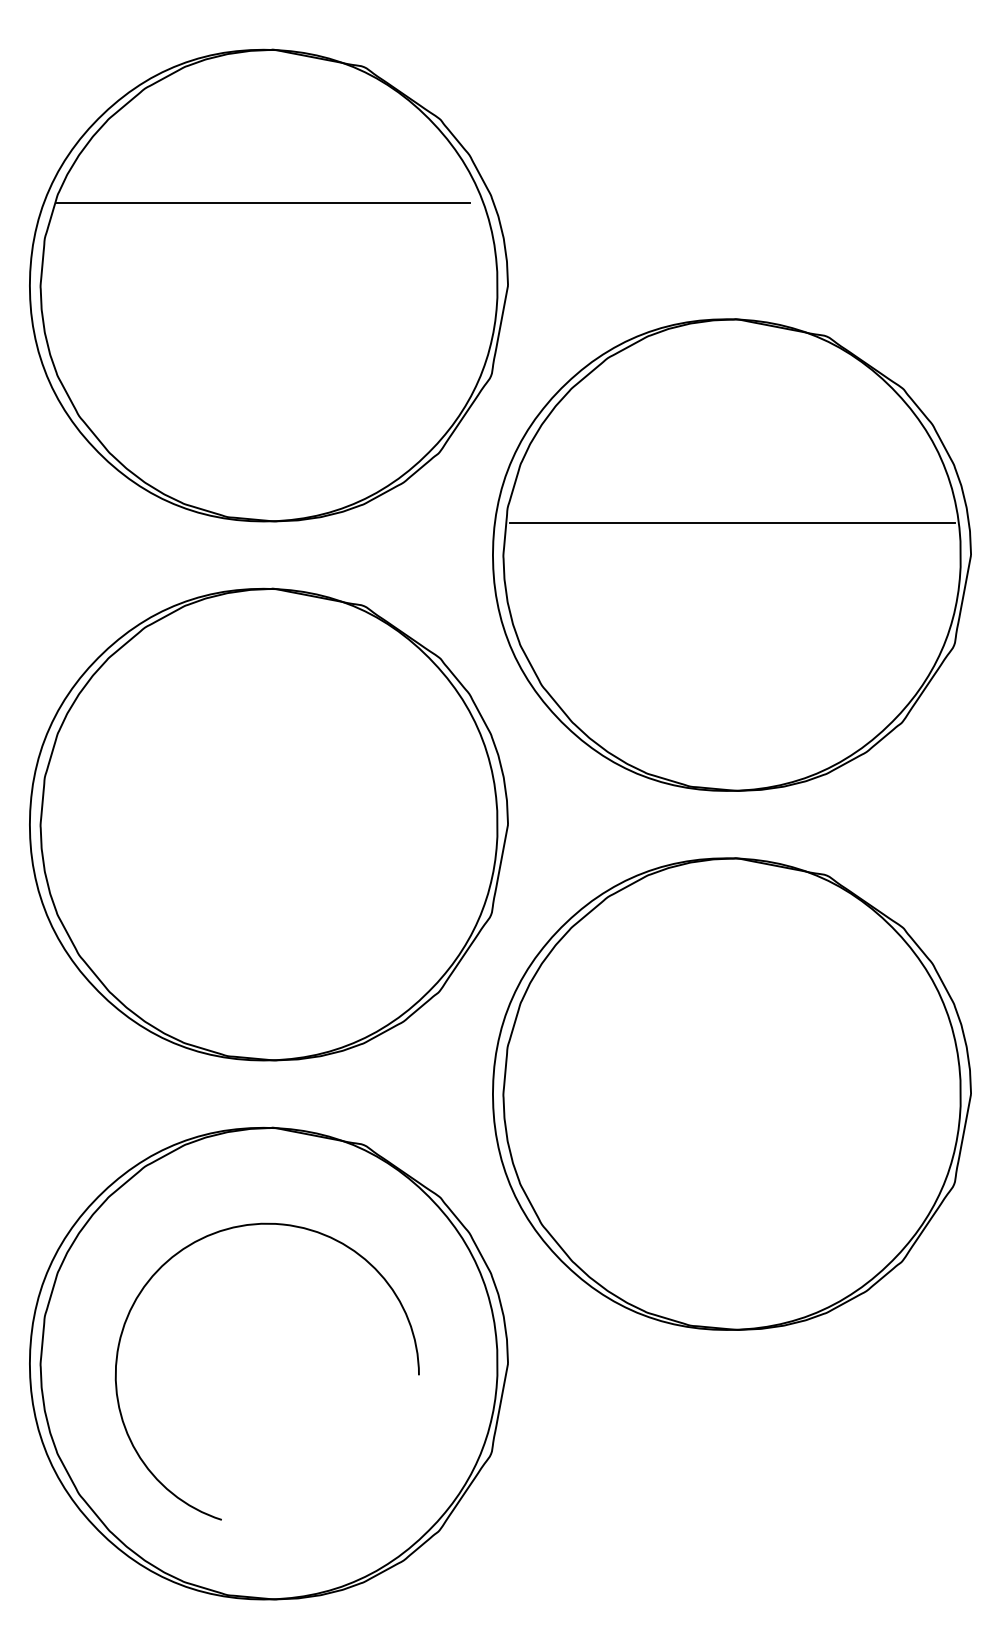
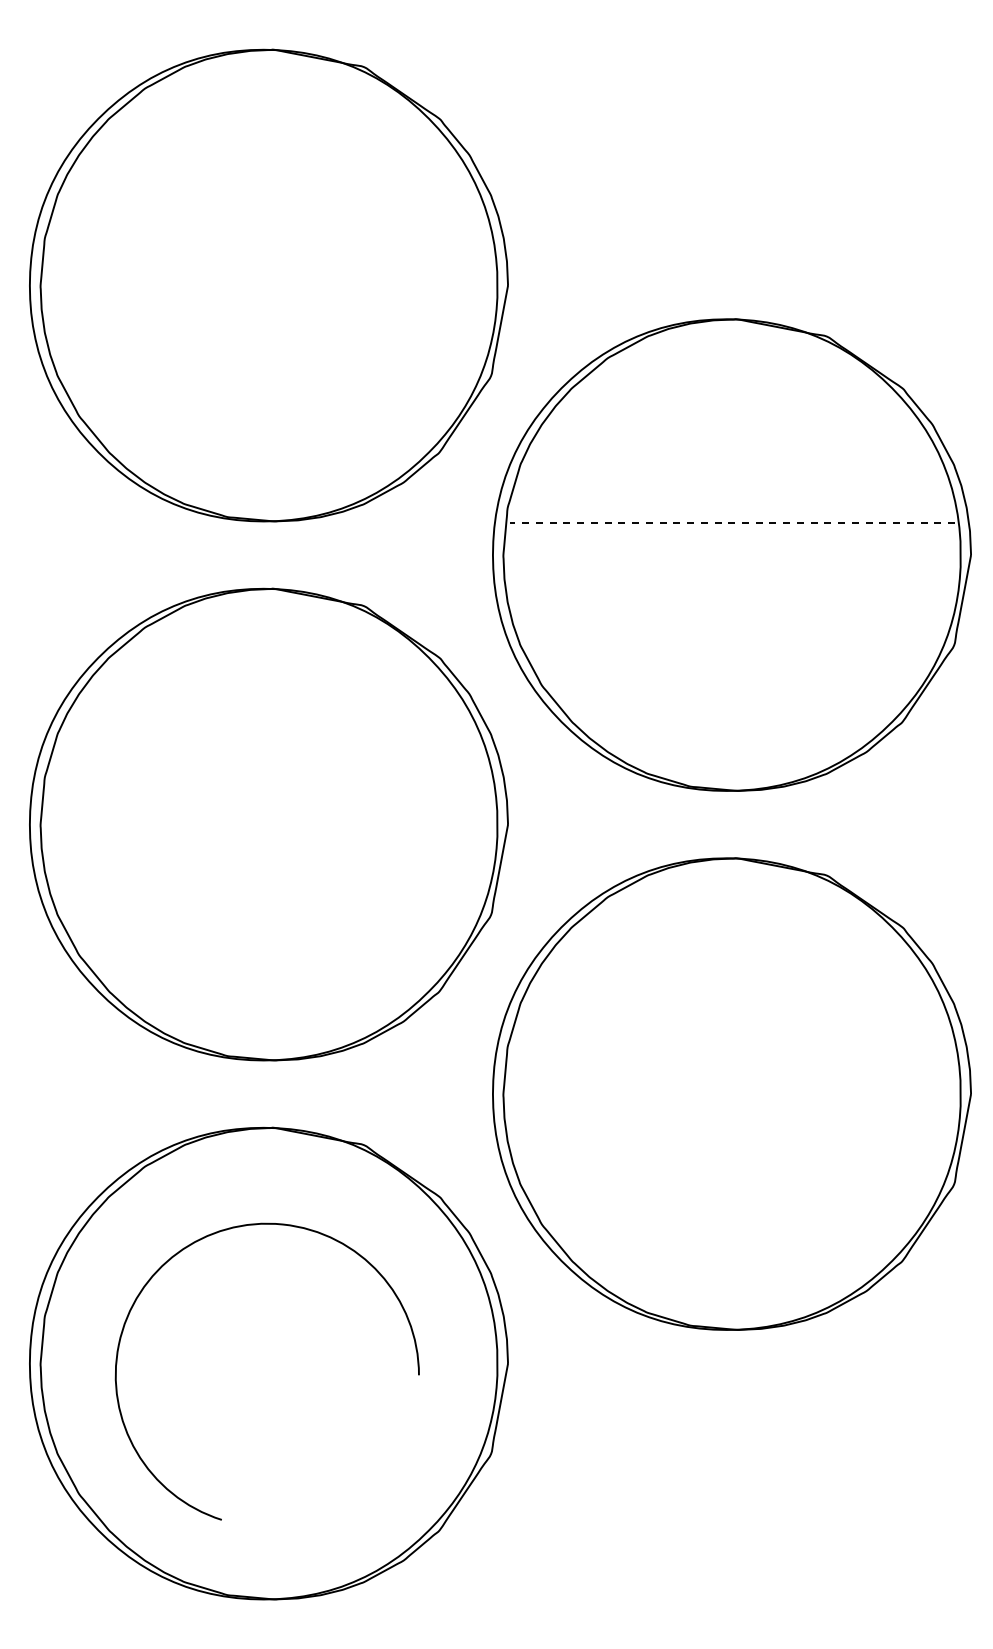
line: present -> none (263, 202)
line: solid -> dashed (732, 522)
